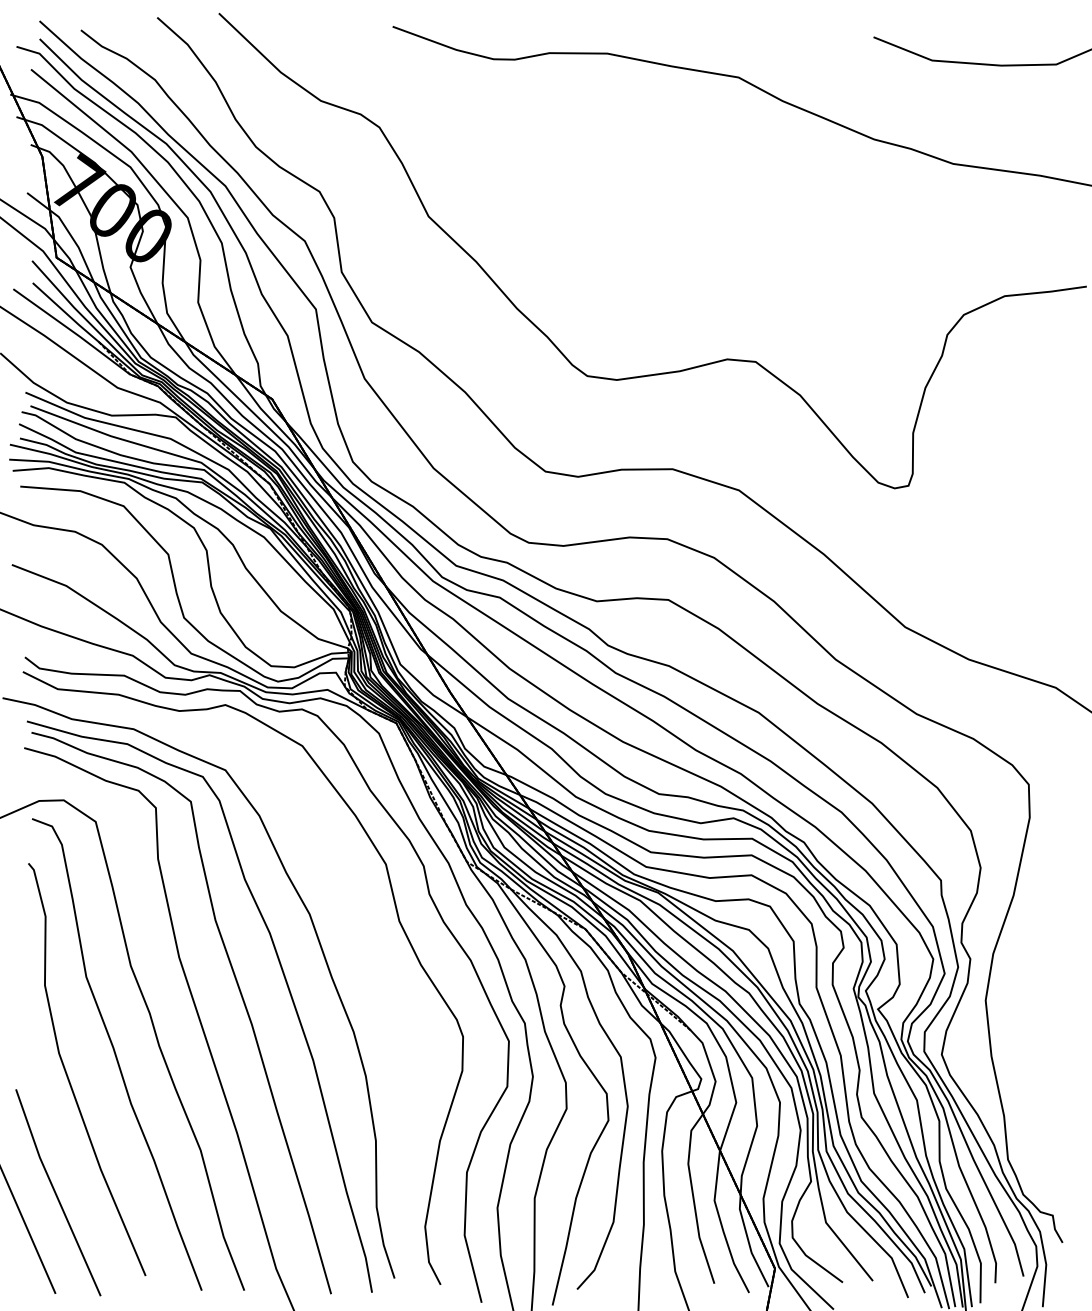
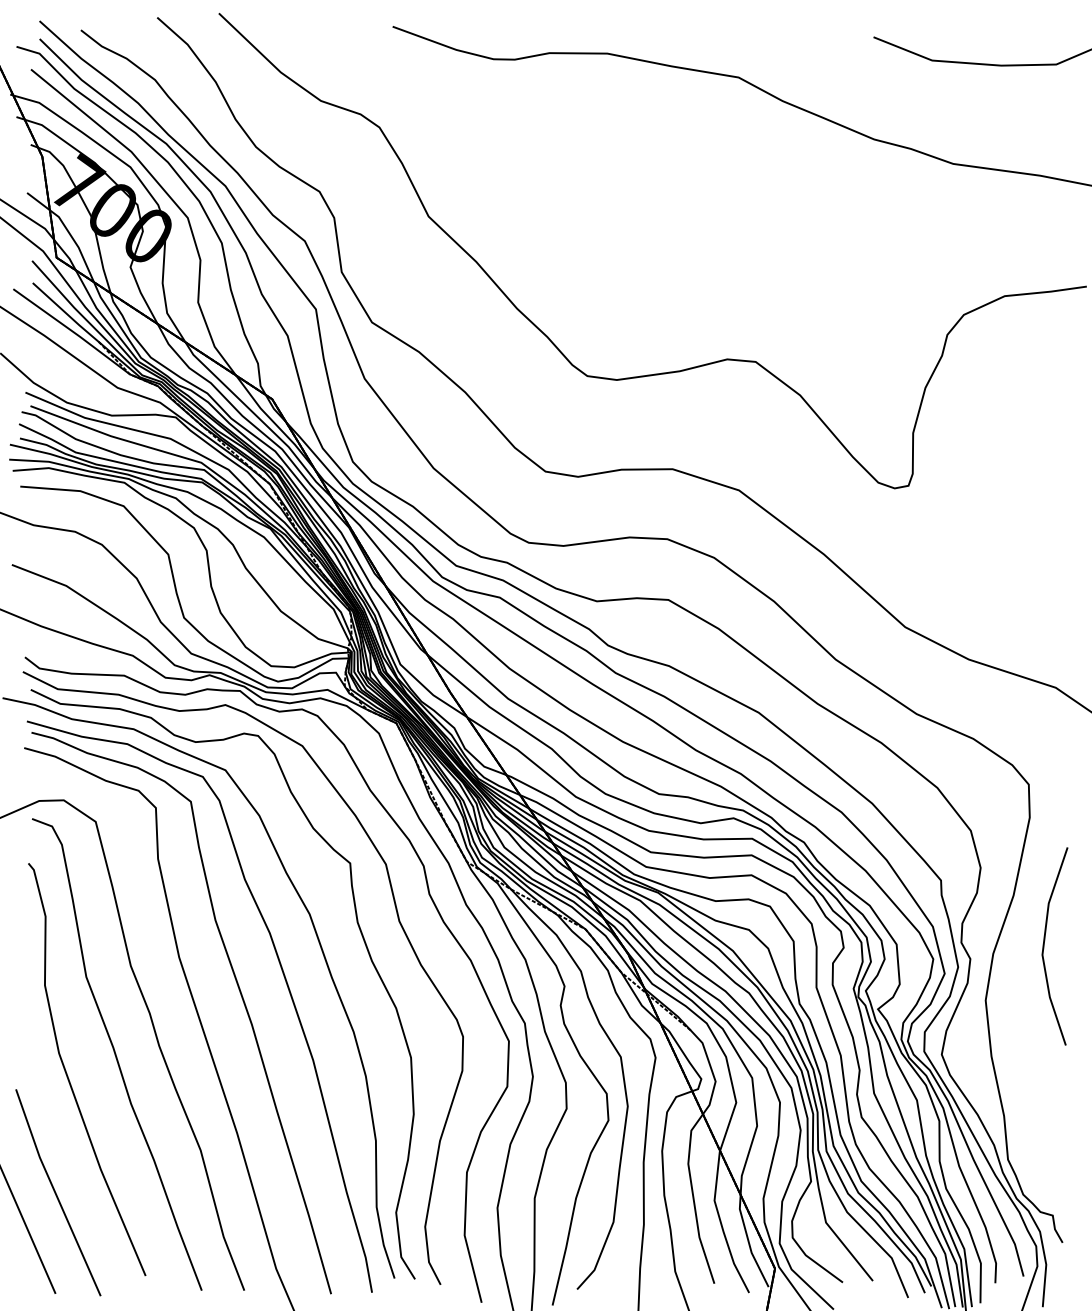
curve: none -> present (361, 936)
line: none -> present (1044, 946)
